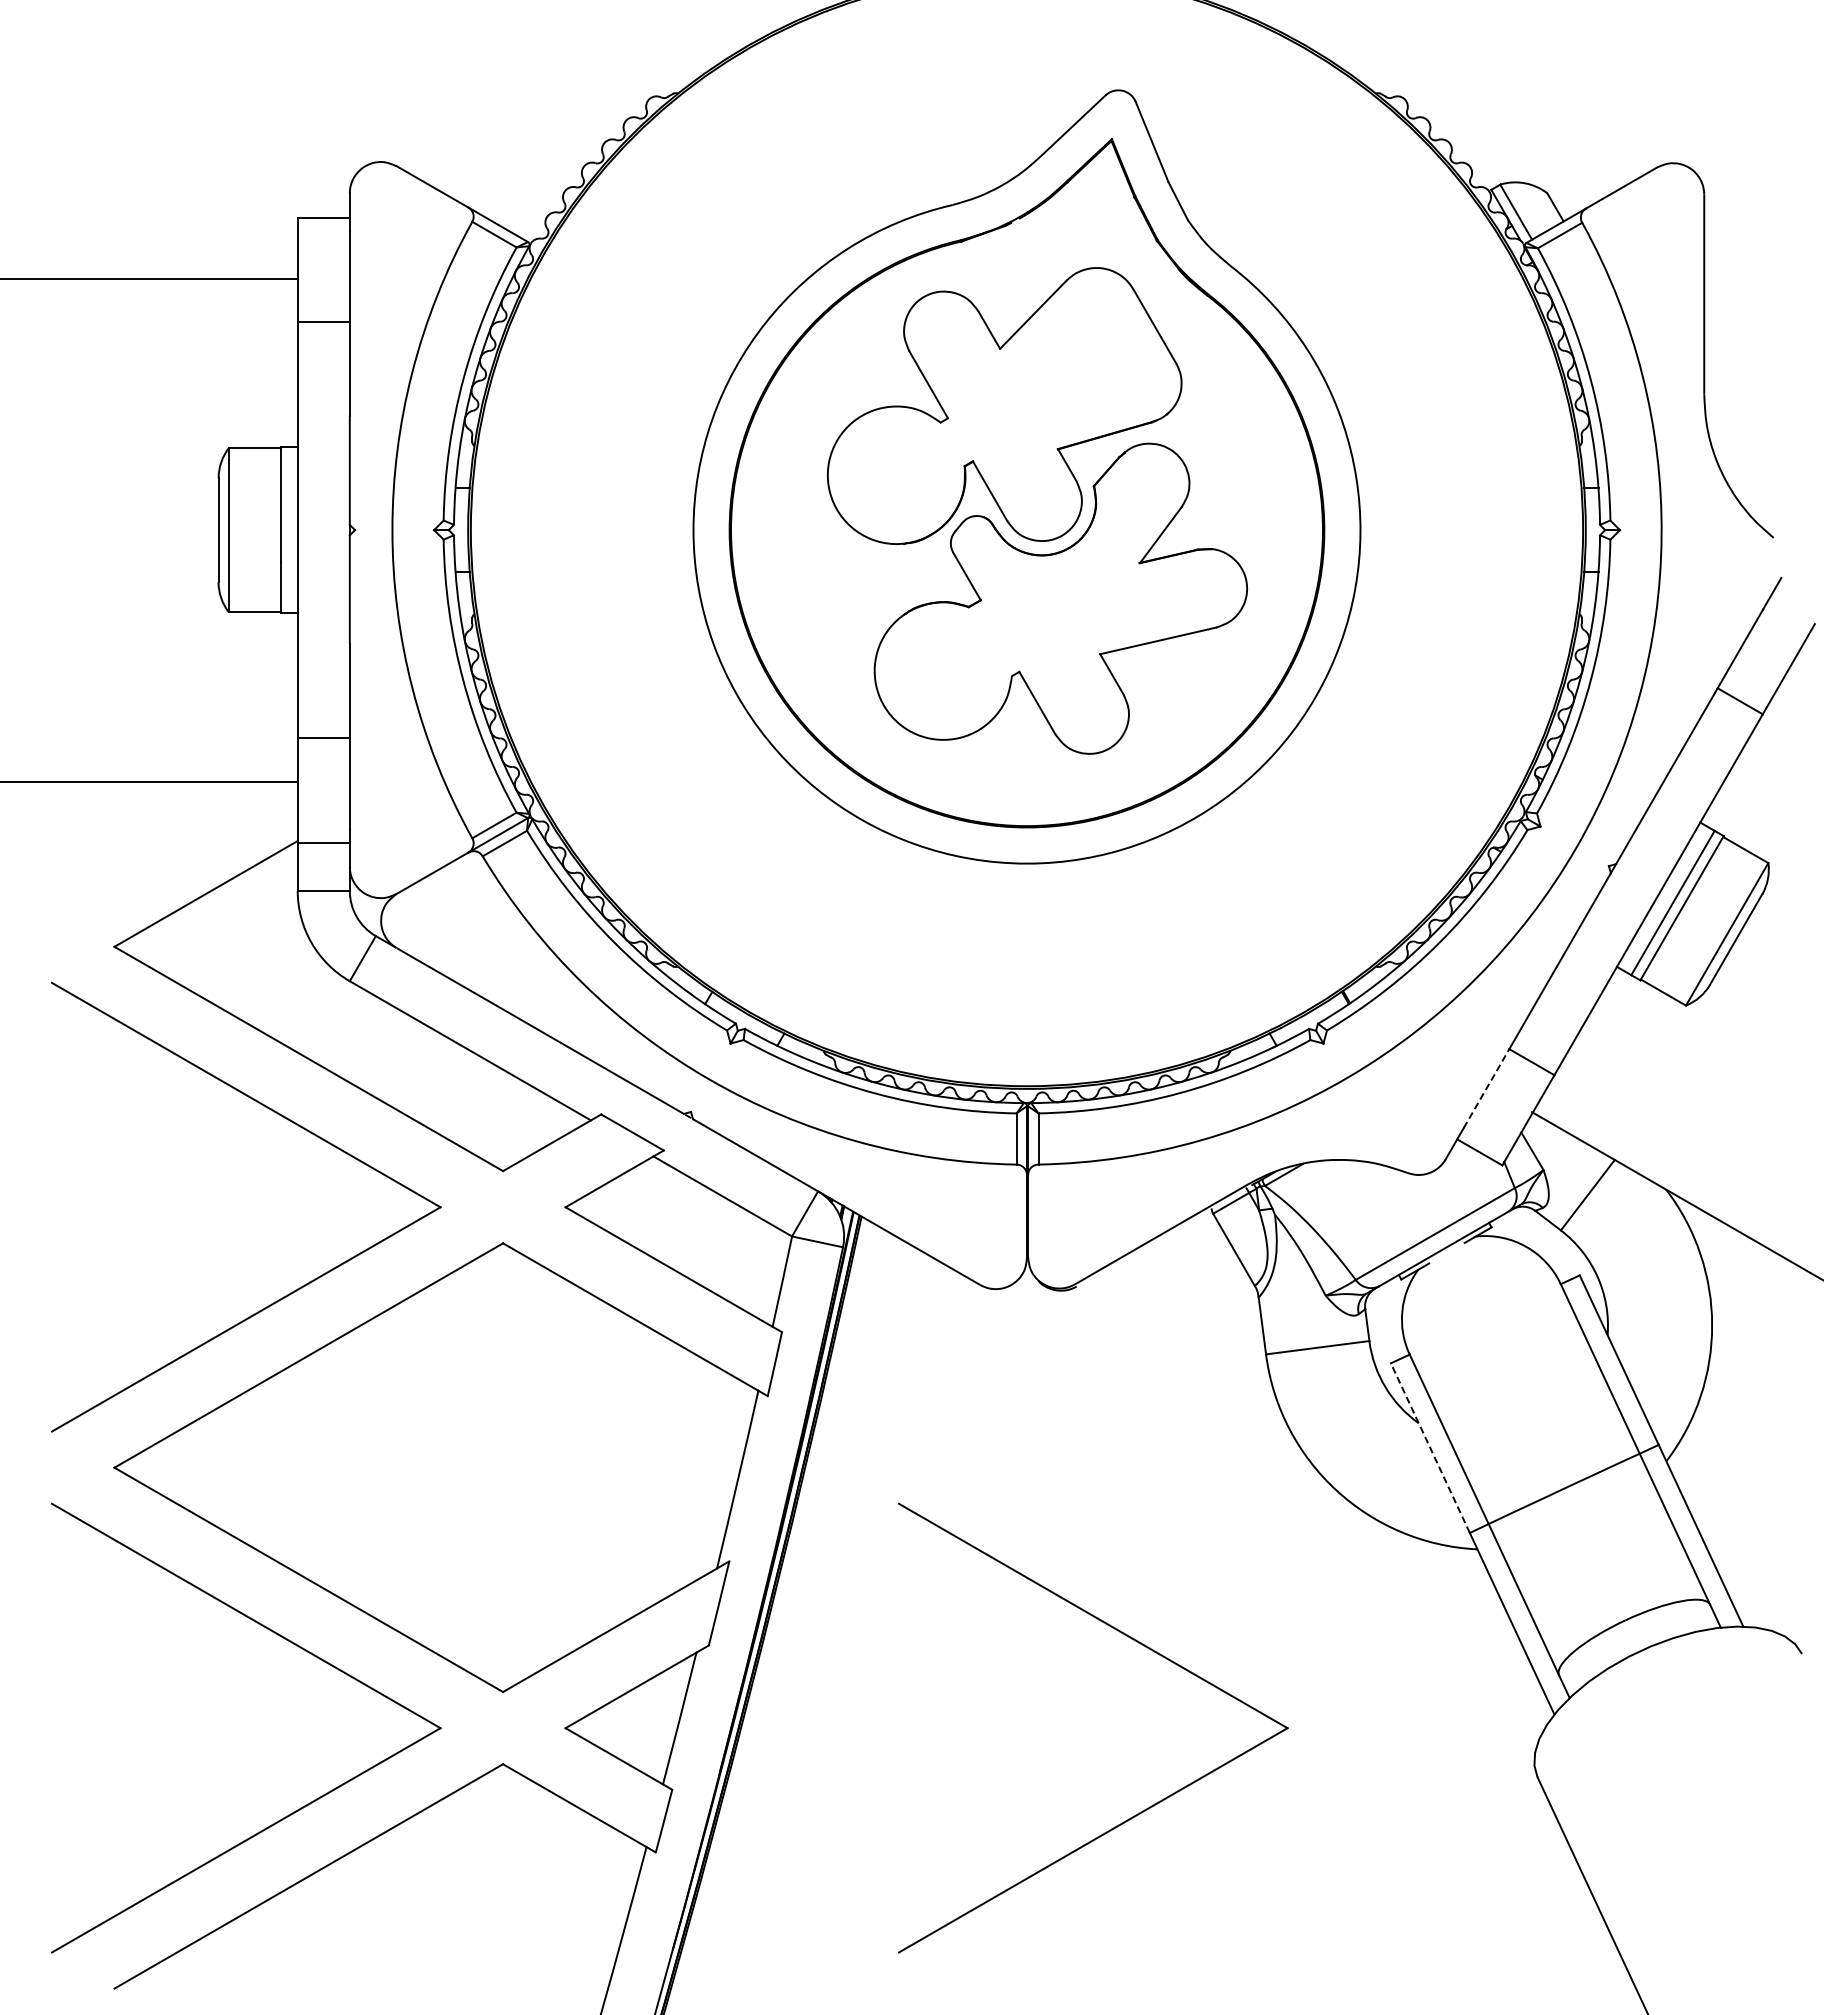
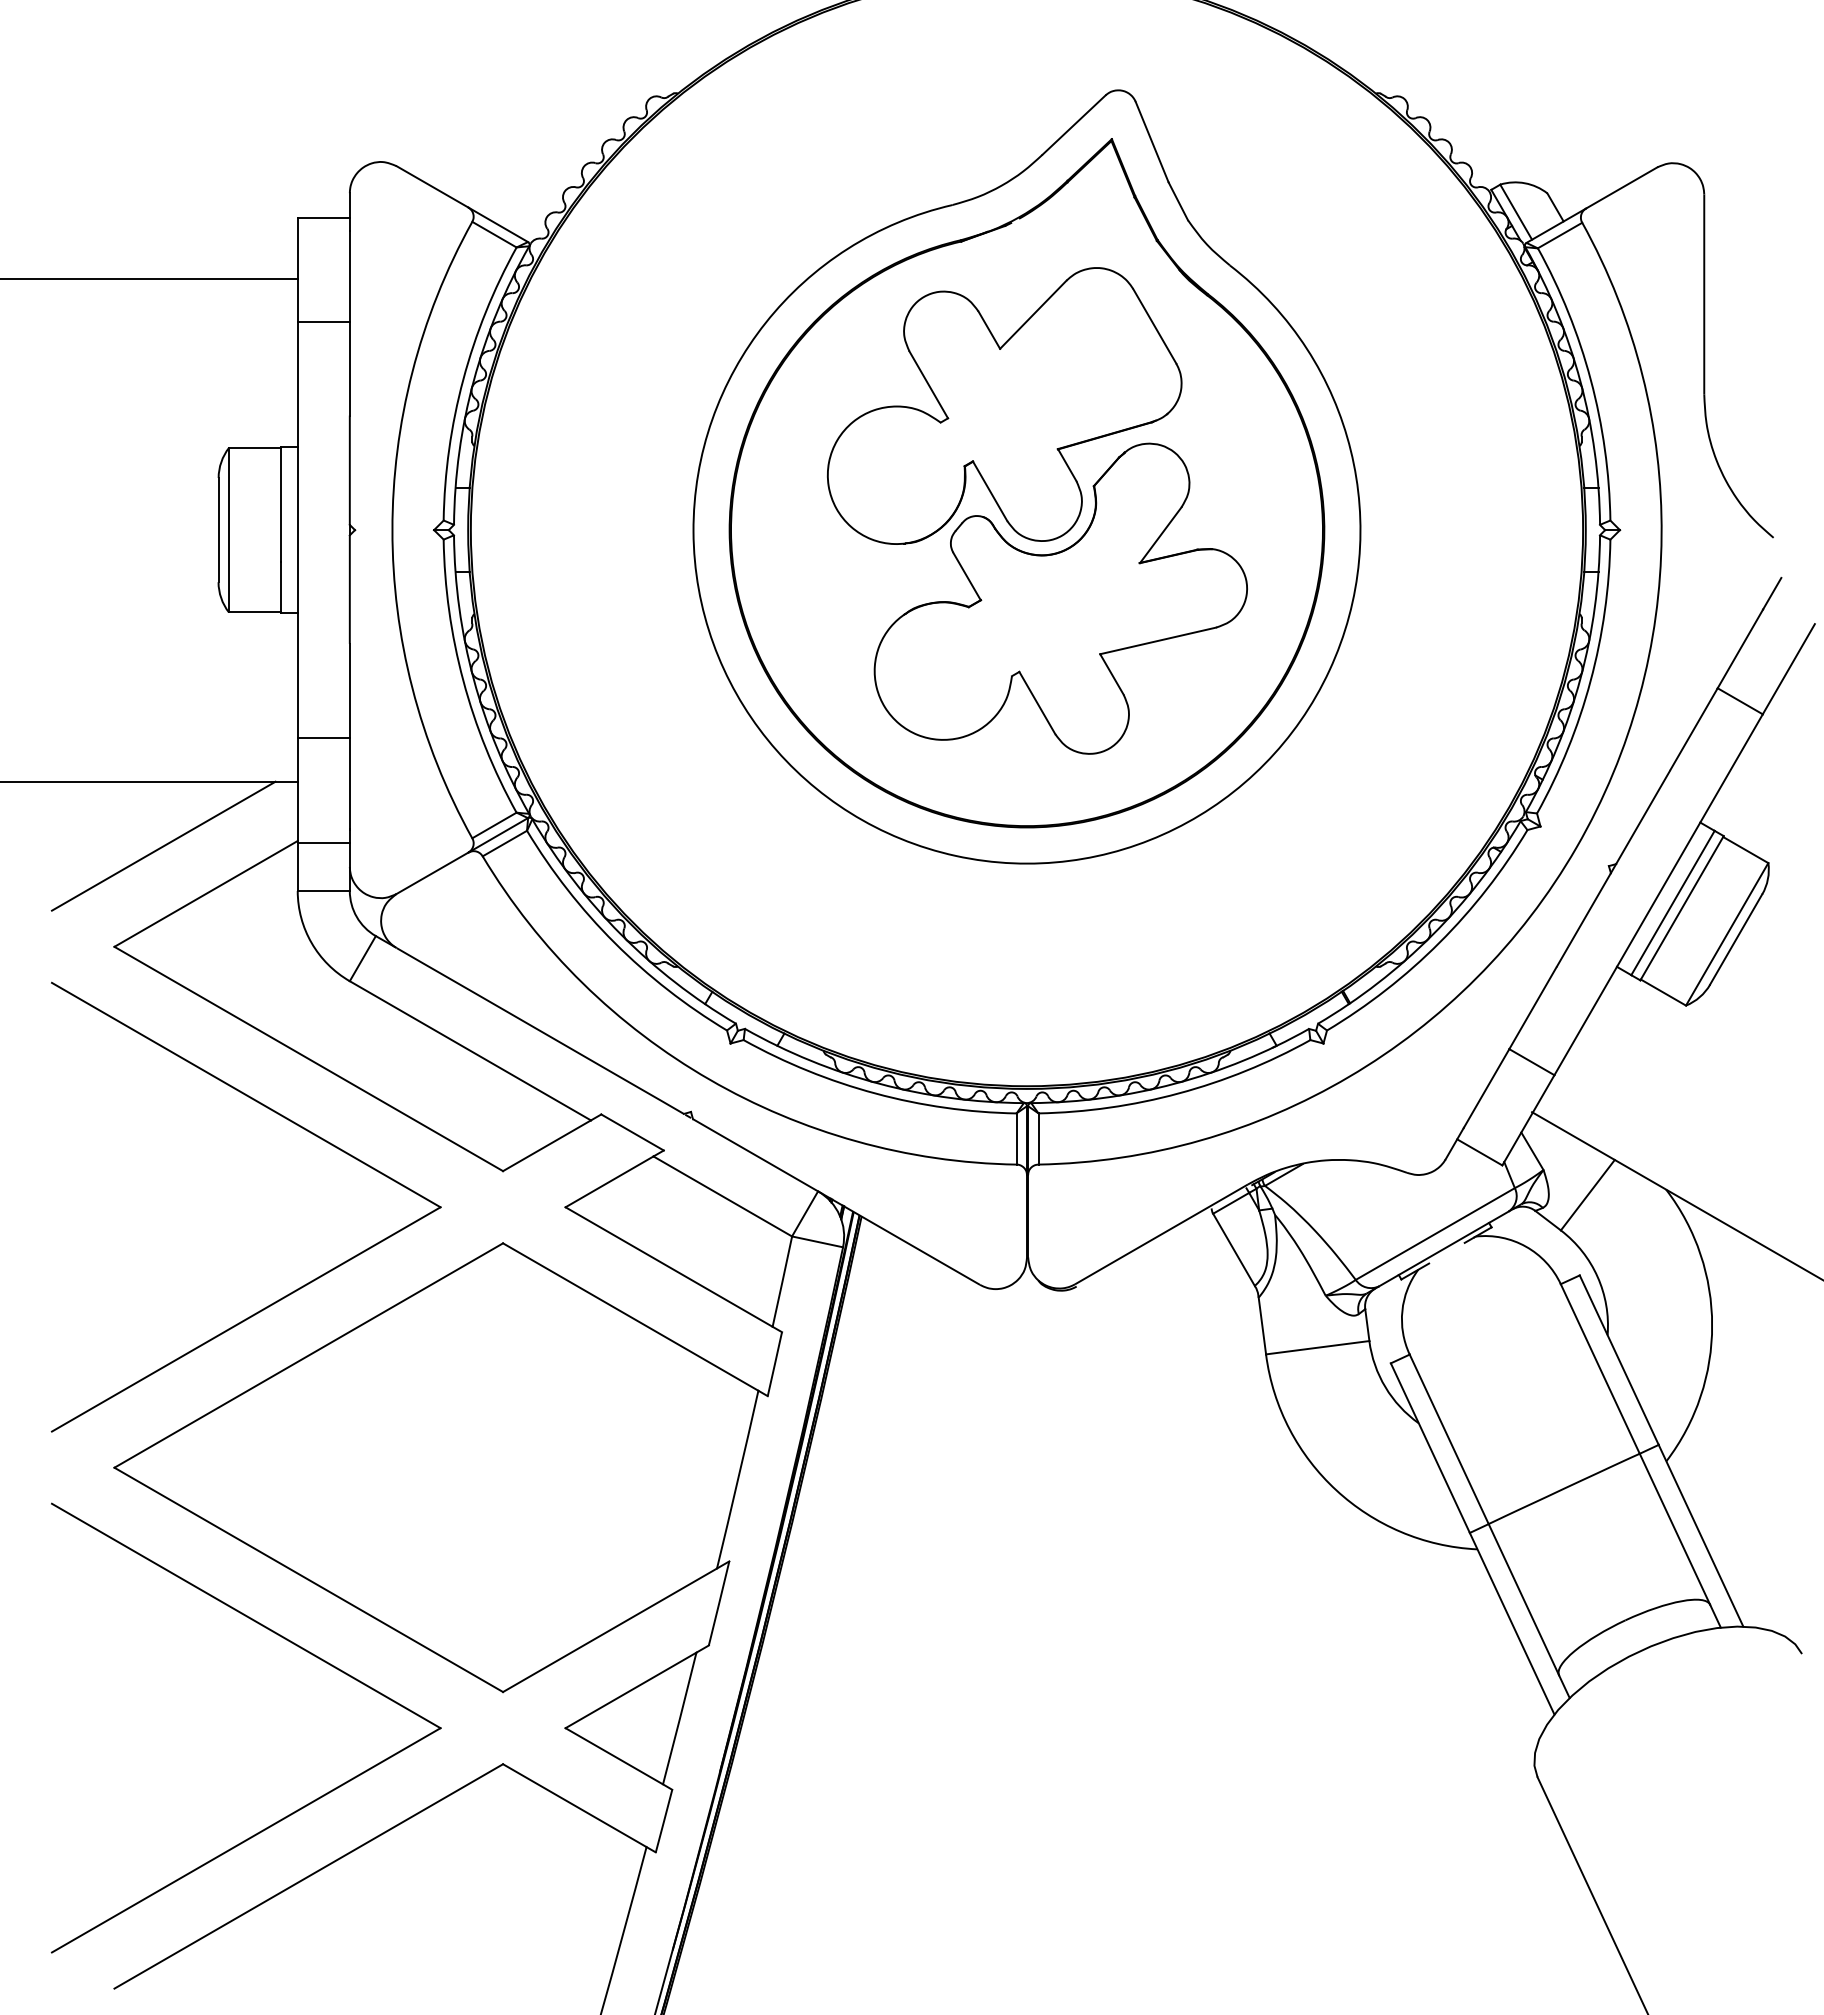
line: none -> present (163, 845)
line: dashed -> solid (1486, 1088)
line: dashed -> solid (1430, 1448)
part: present -> none (1143, 1646)
